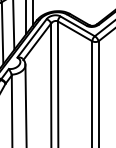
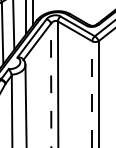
line: solid -> dashed (51, 85)
line: solid -> dashed (92, 94)
